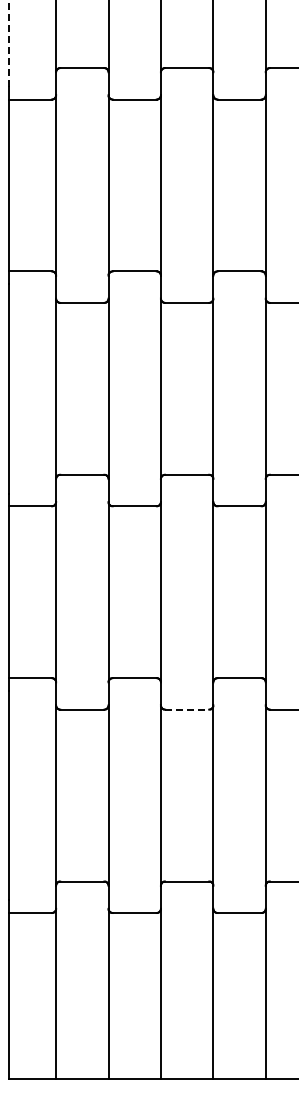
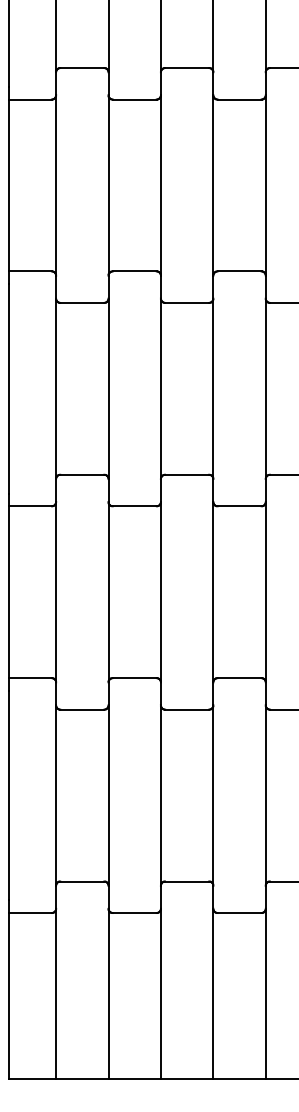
line: dashed -> solid (9, 43)
line: dashed -> solid (187, 709)
